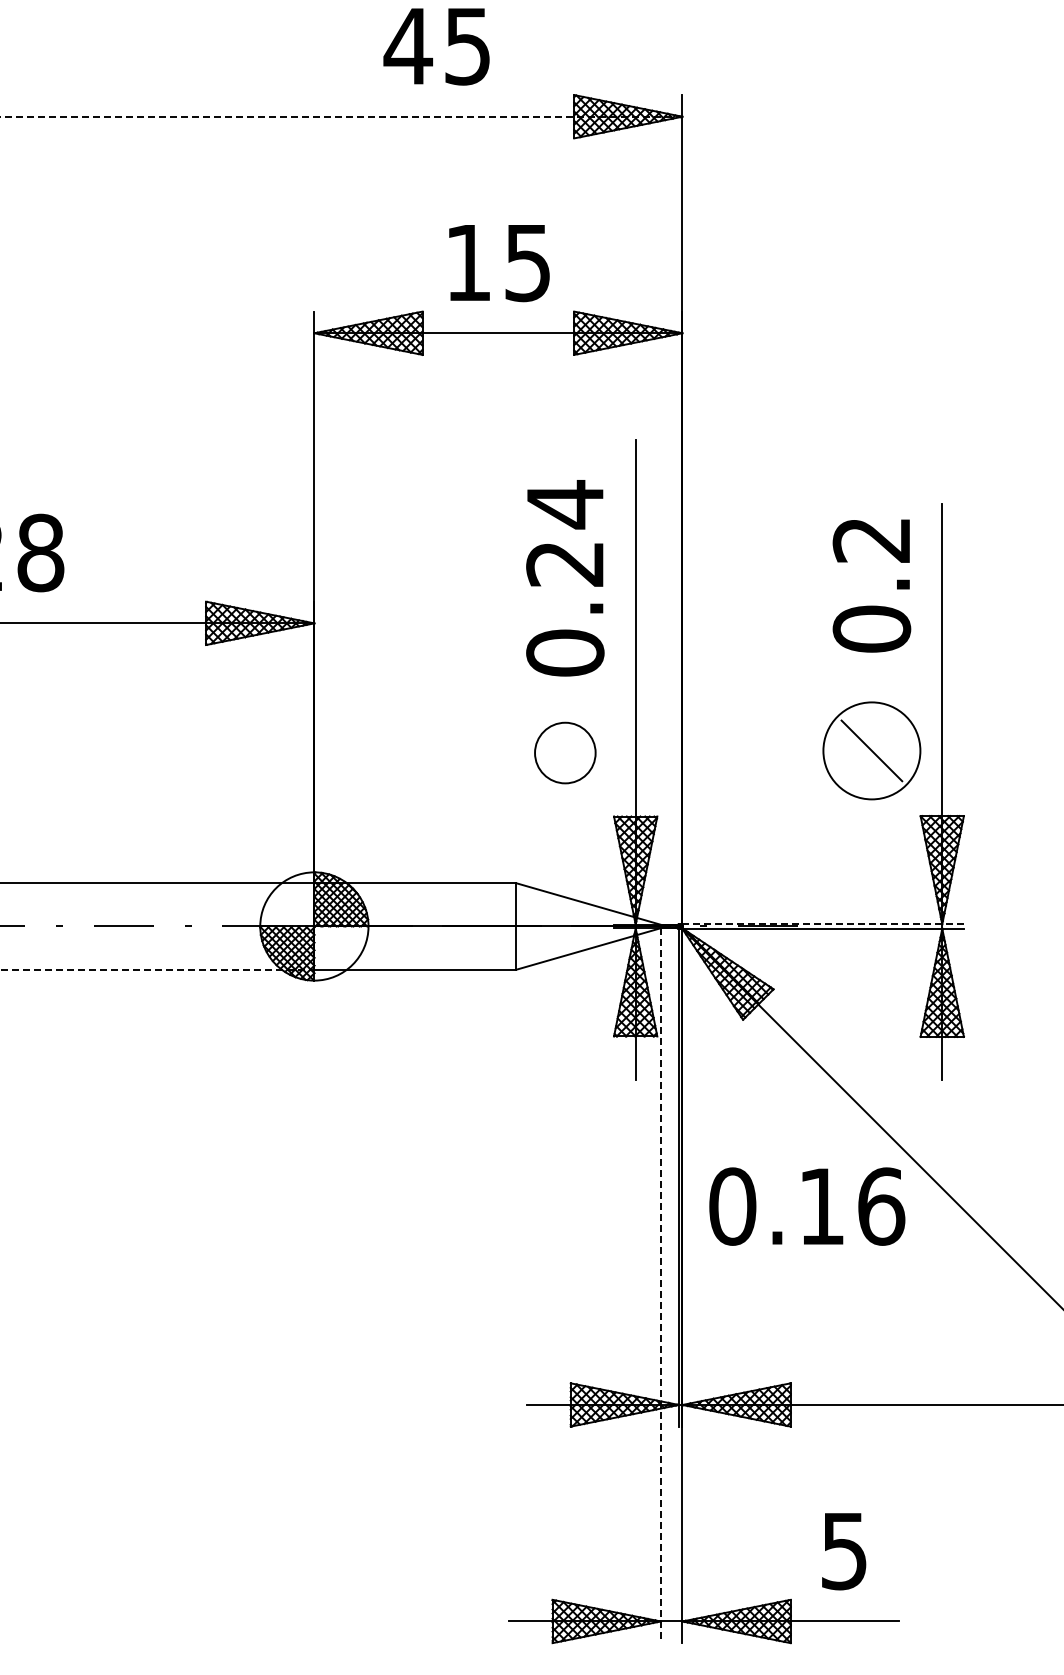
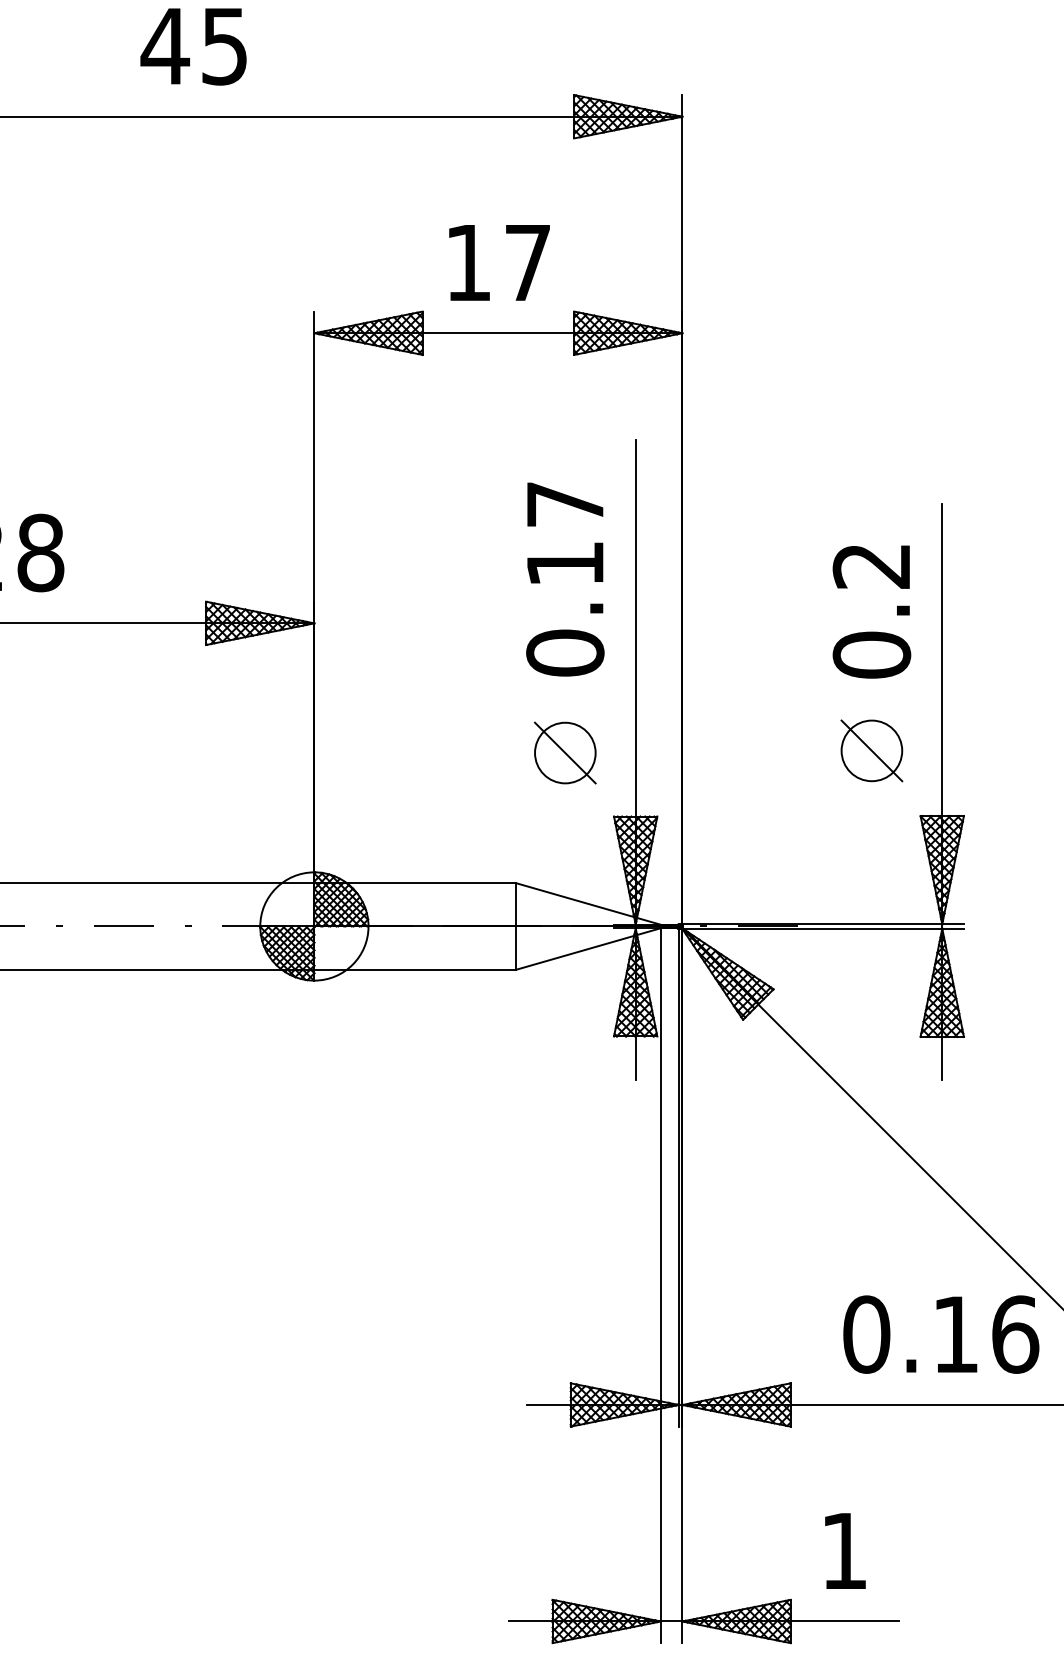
text position: (436, 46) -> (193, 46) (193, 46)
line: dashed -> solid (341, 116)
text: 15 -> 17 (527, 263)
text: 0.24 -> 0.17 (564, 533)
text position: (871, 585) -> (871, 611) (871, 611)
circle diameter: 97 px -> 61 px (871, 750)
line: none -> present (565, 752)
line: dashed -> solid (822, 924)
line: dashed -> solid (157, 969)
text position: (807, 1206) -> (941, 1334) (941, 1334)
line: dashed -> solid (660, 1286)
text: 5 -> 1 (844, 1551)
